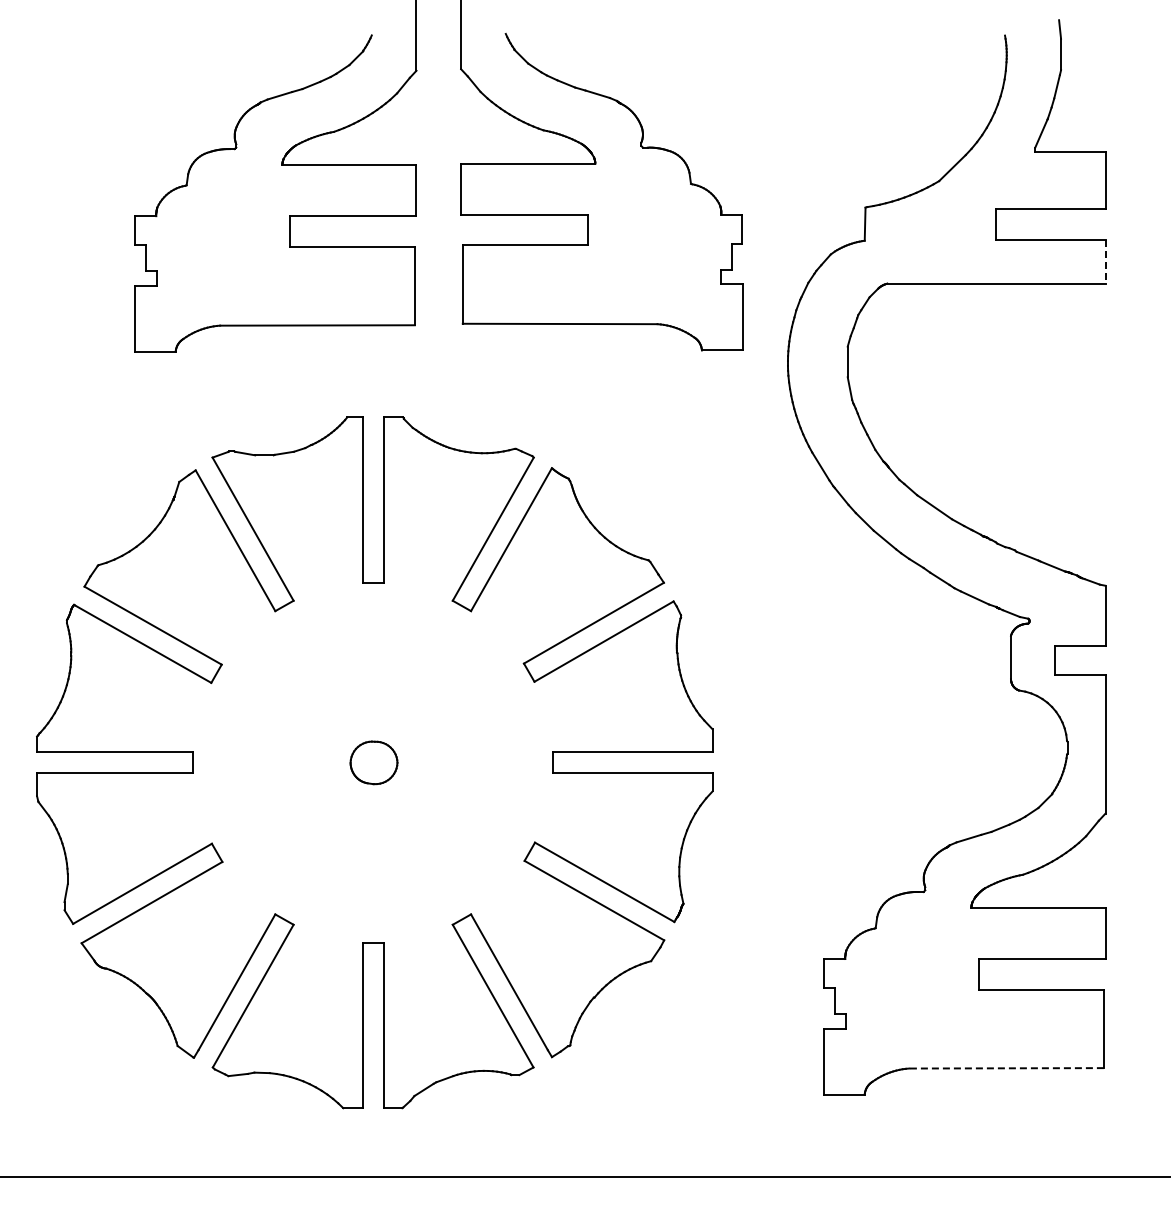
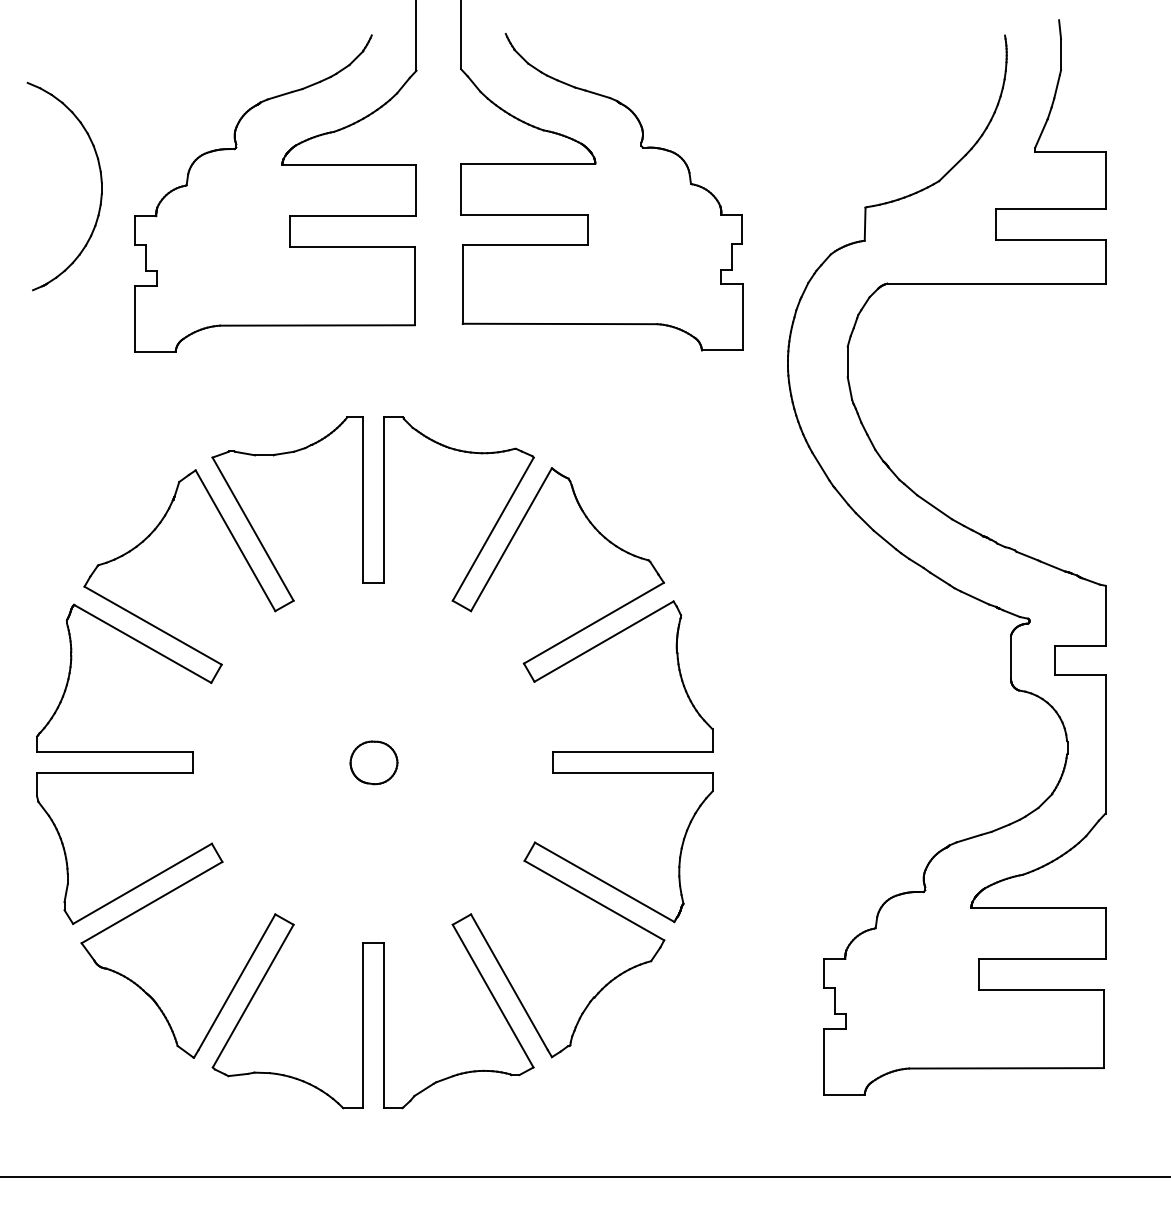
part: none -> present (100, 182)
line: dashed -> solid (1105, 261)
line: dashed -> solid (1006, 1068)
